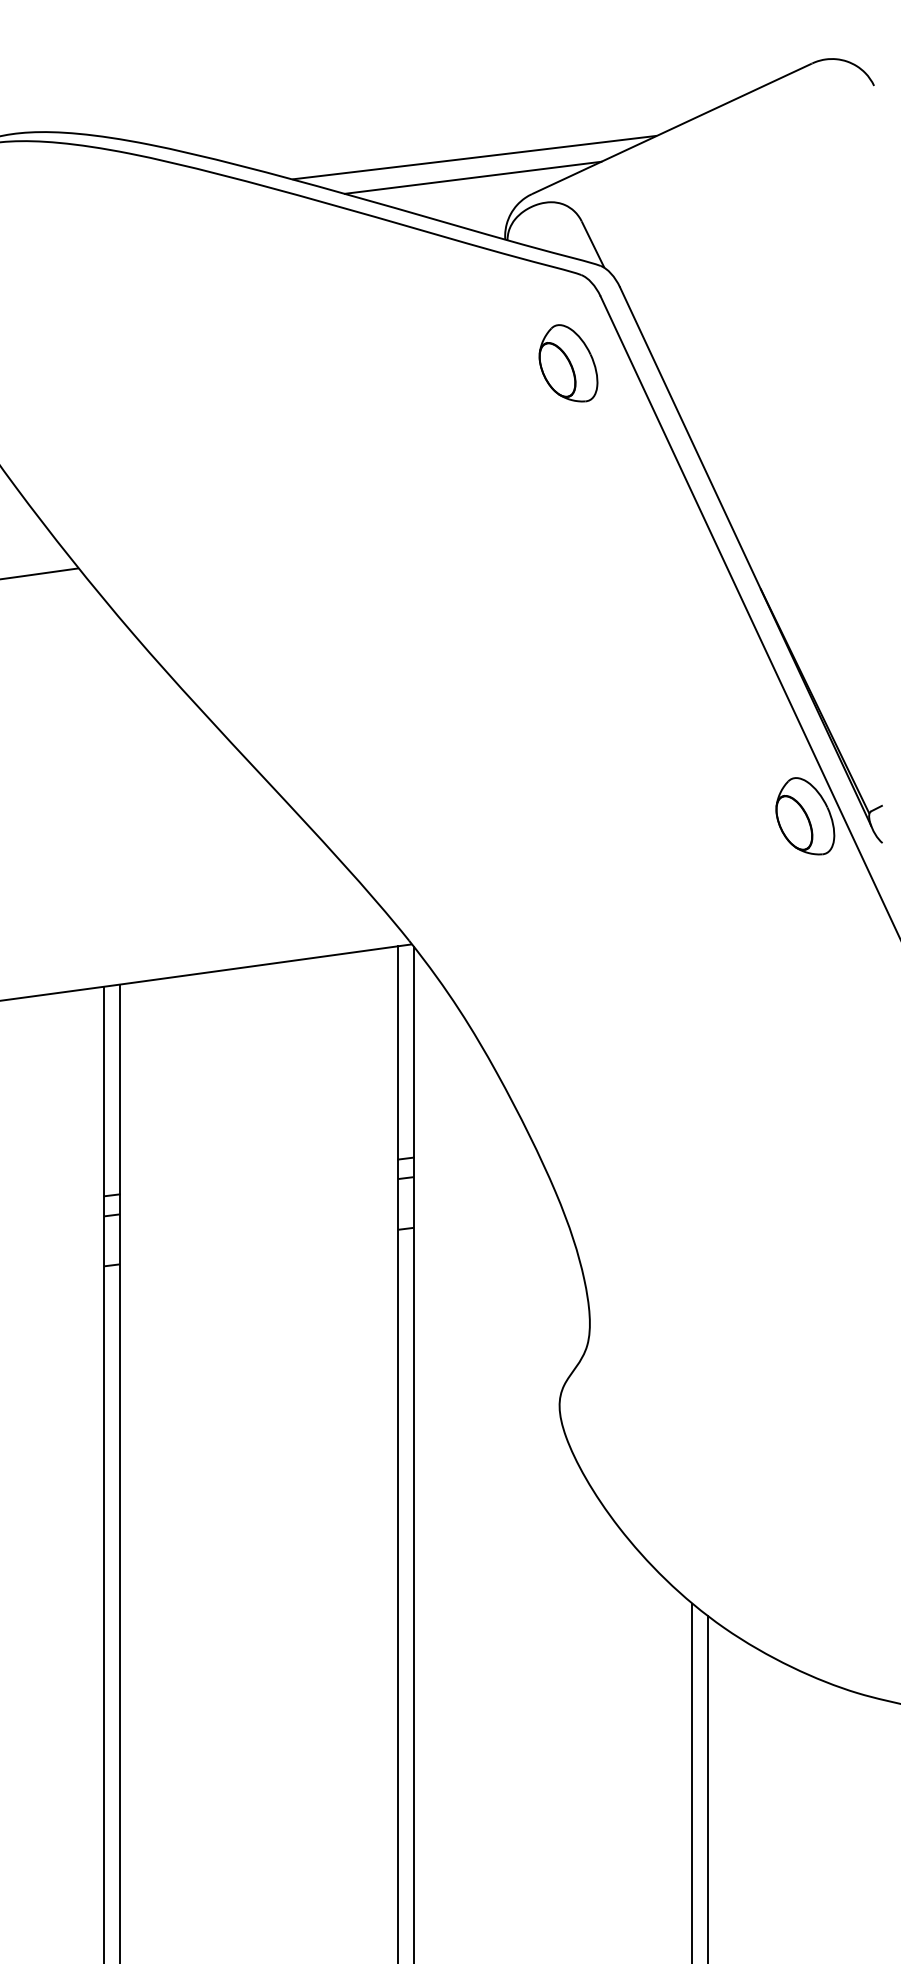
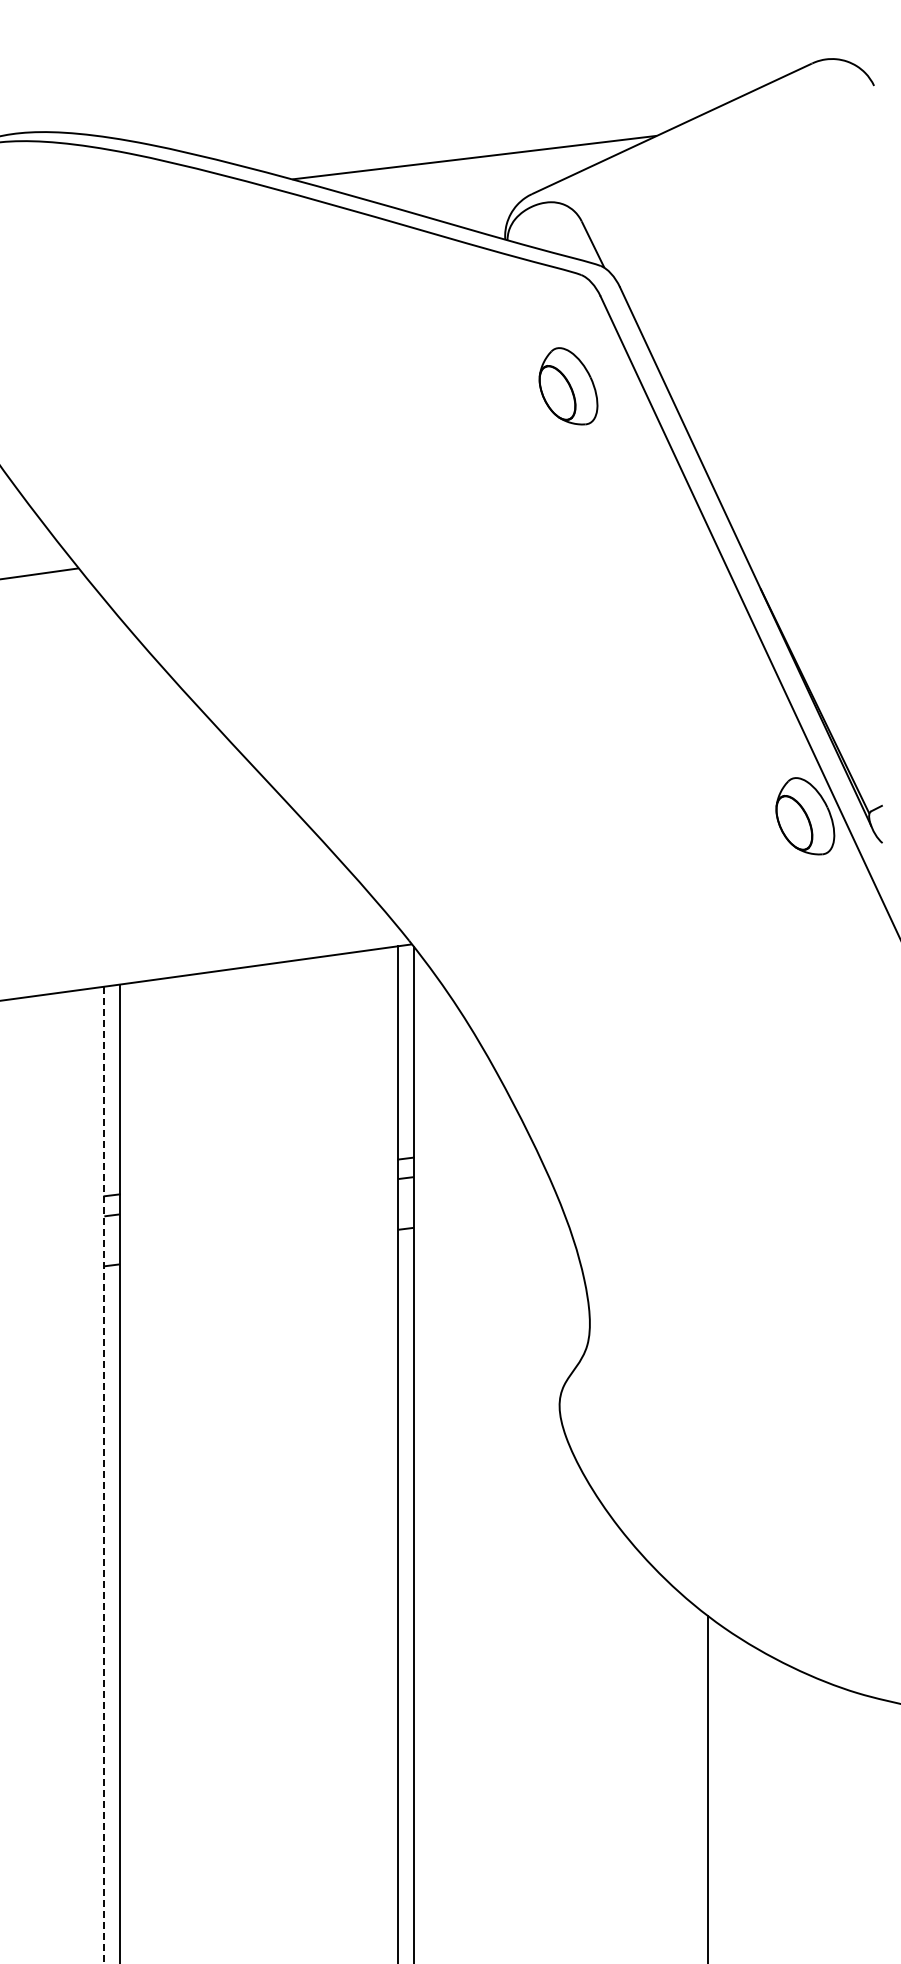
line: present -> none (472, 177)
part position: (568, 363) -> (568, 386) (568, 386)
line: solid -> dashed (104, 1475)
line: present -> none (692, 1781)
